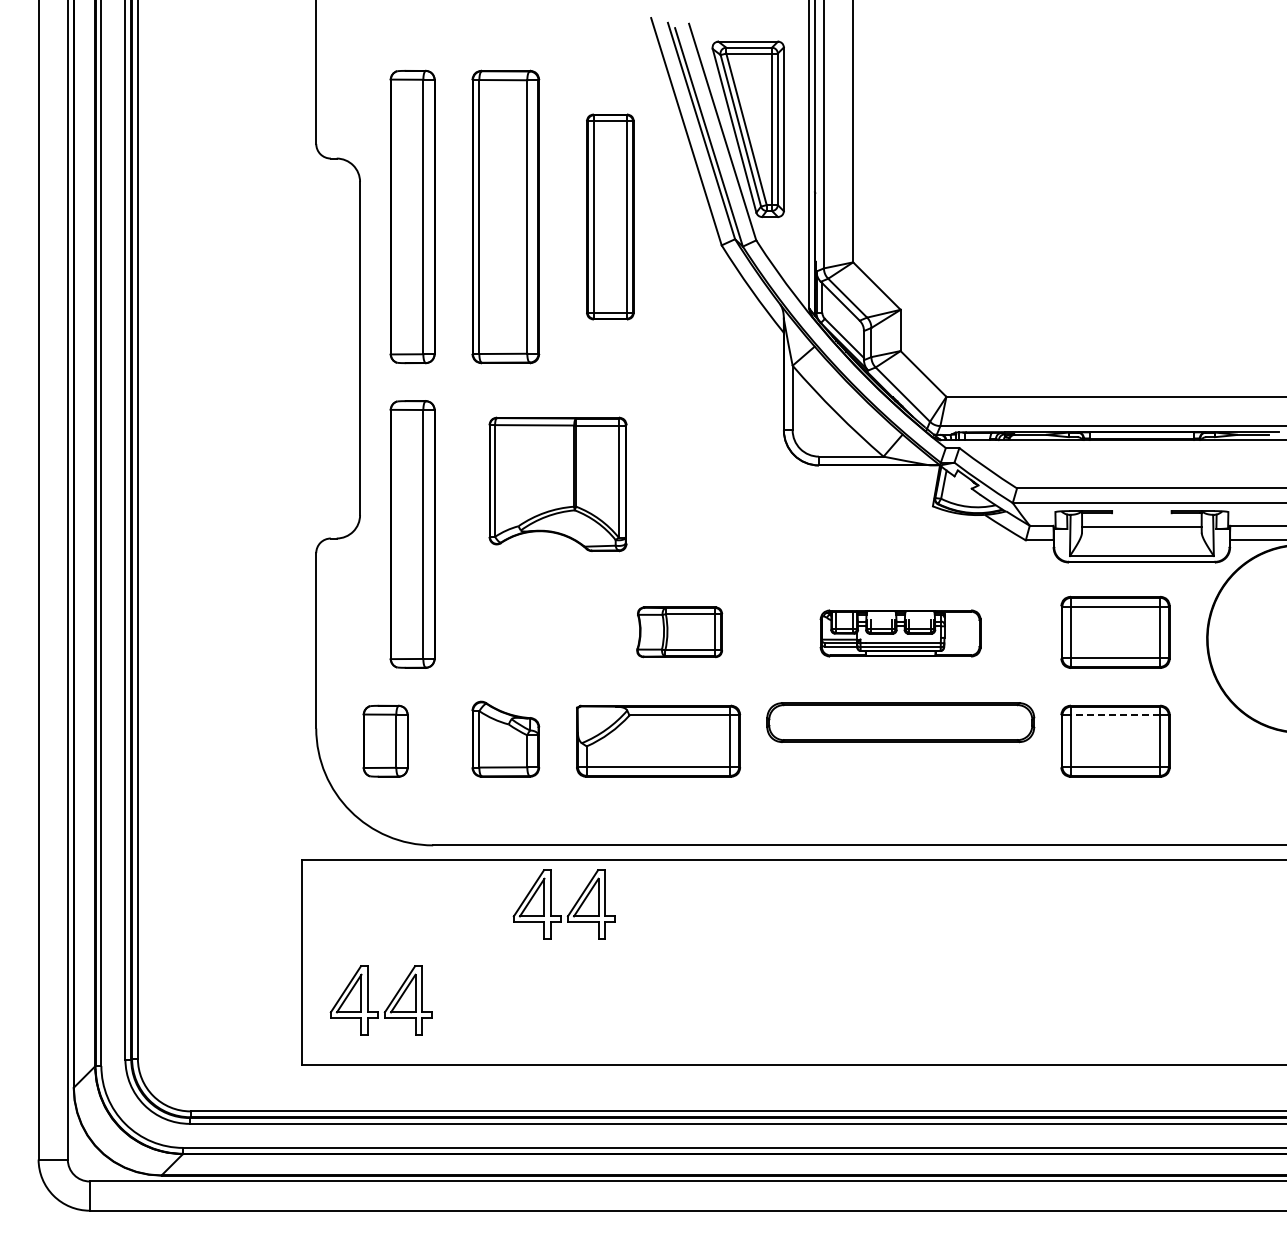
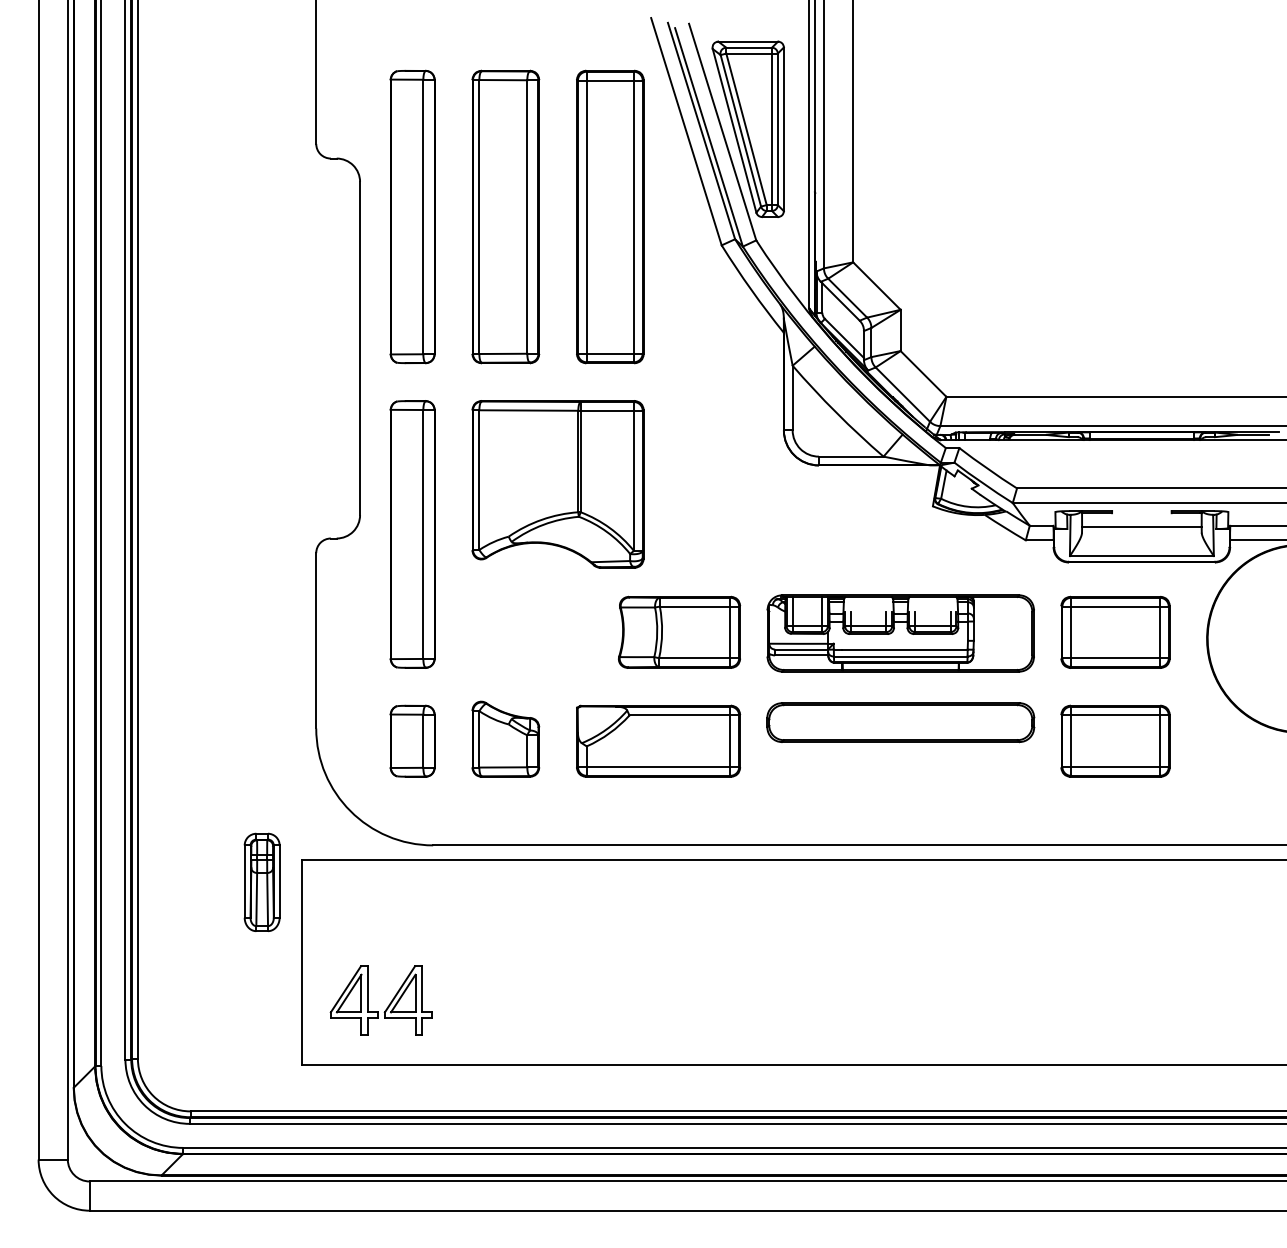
part size: 49x208 px -> 69x296 px (610, 216)
part size: 140x137 px -> 174x169 px (557, 484)
part size: 88x53 px -> 124x74 px (679, 631)
part size: 163x49 px -> 269x79 px (900, 633)
line: dashed -> solid (1115, 715)
part position: (385, 740) -> (412, 740) (412, 740)
part: none -> present (261, 881)
part: present -> none (570, 910)
